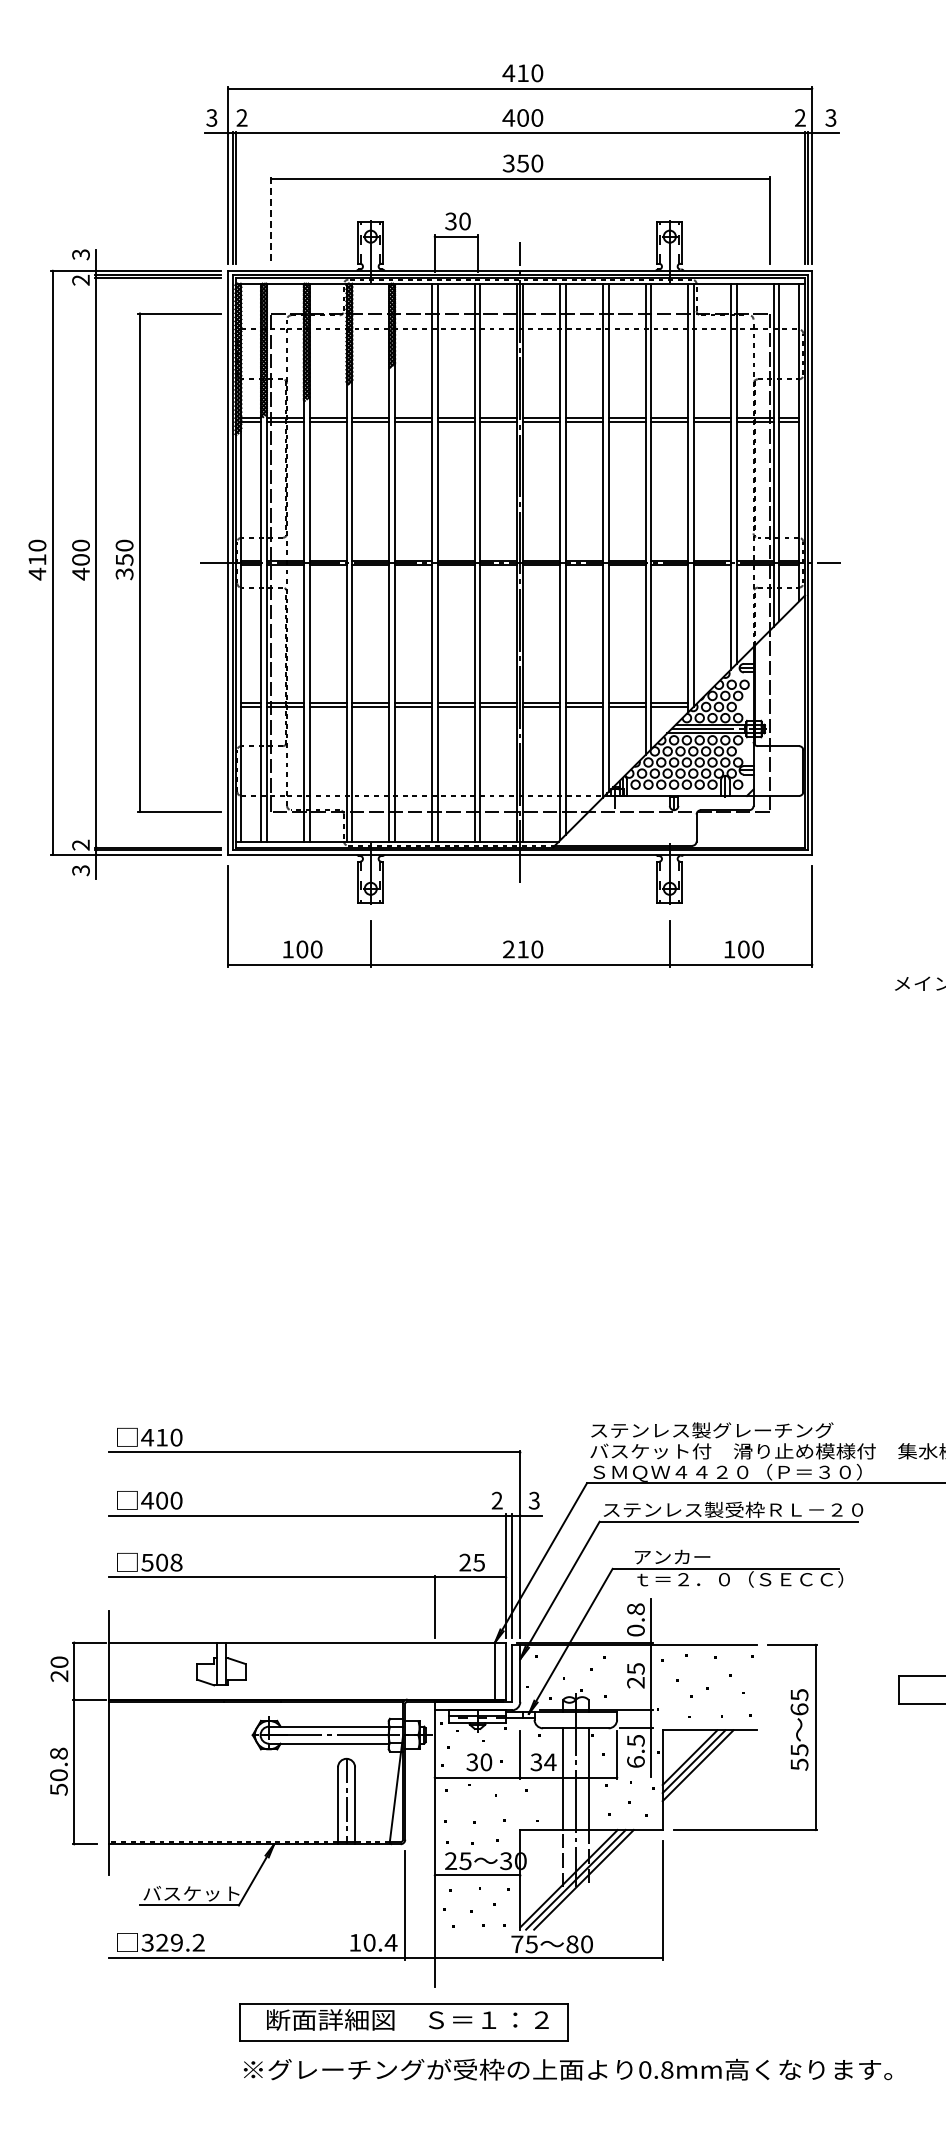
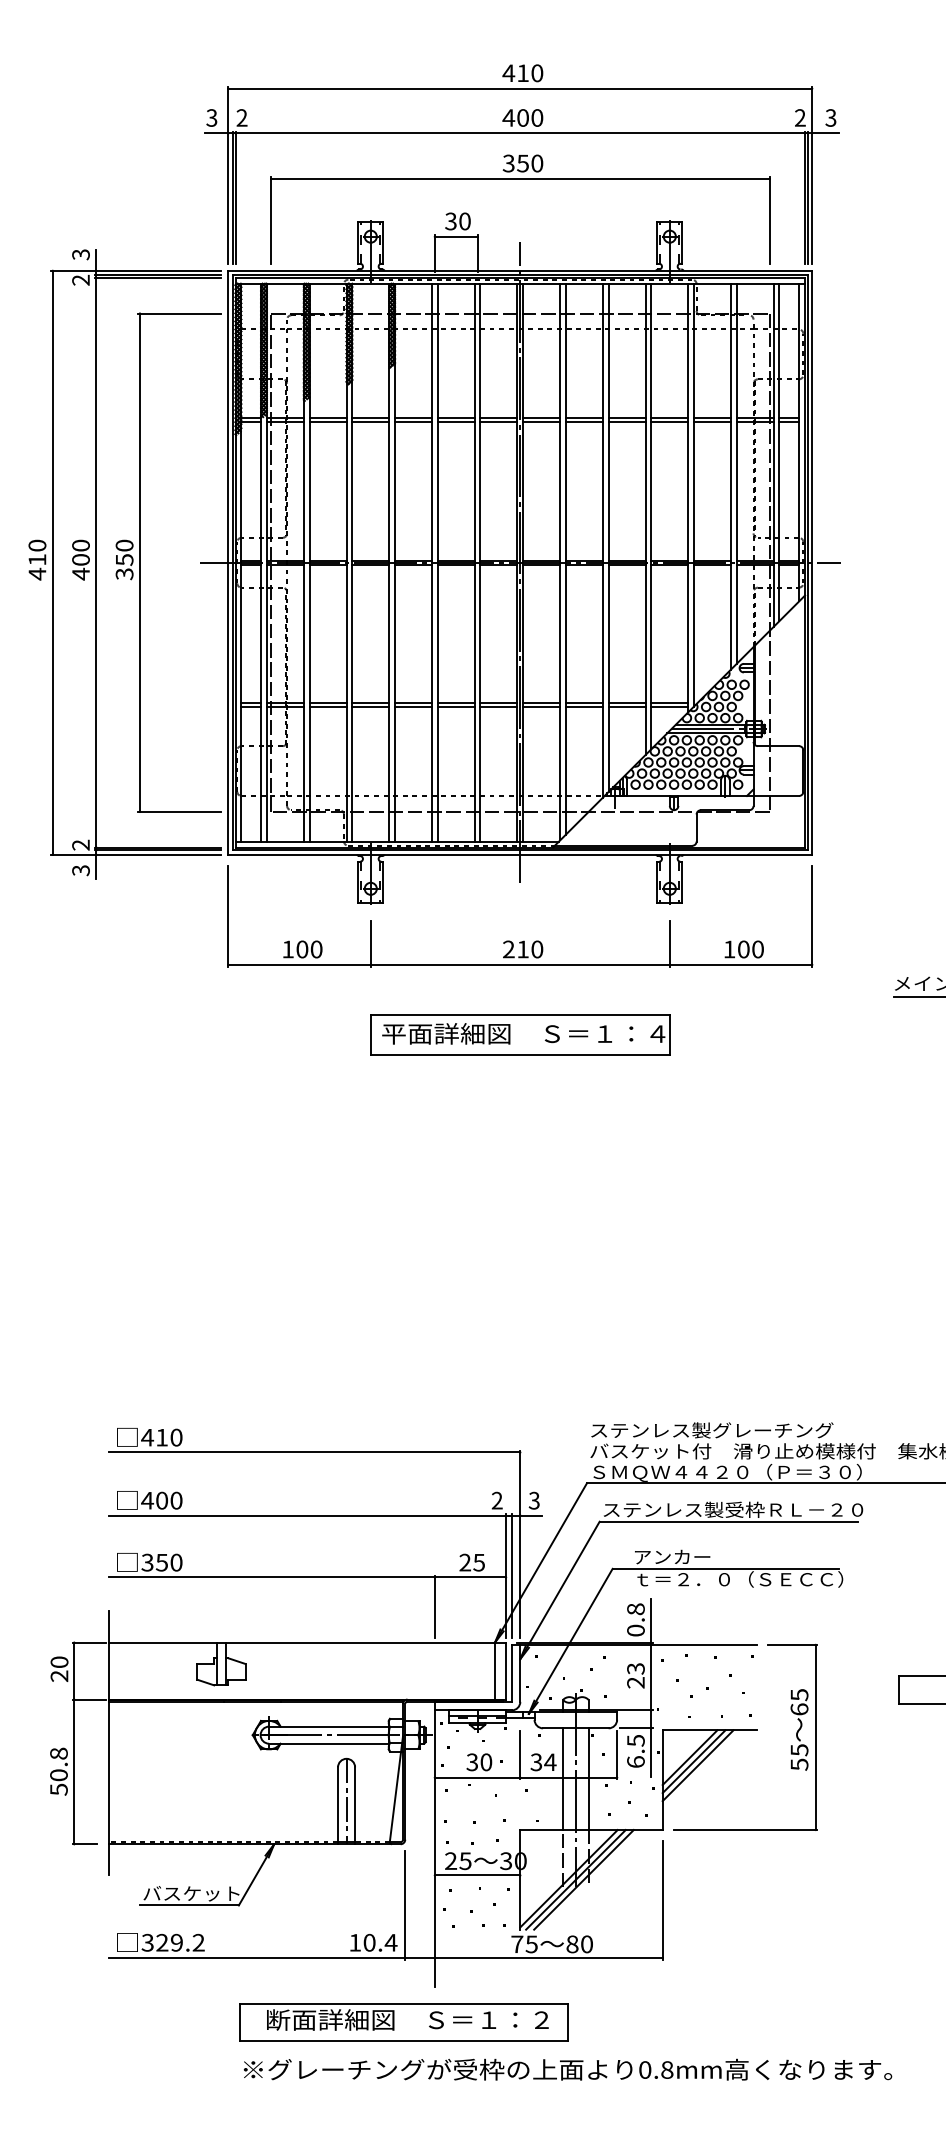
line: dashed -> solid (271, 220)
line: none -> present (918, 996)
part: none -> present (520, 1034)
text: 508 -> 350 (162, 1562)
text: 25 -> 23 (635, 1668)
